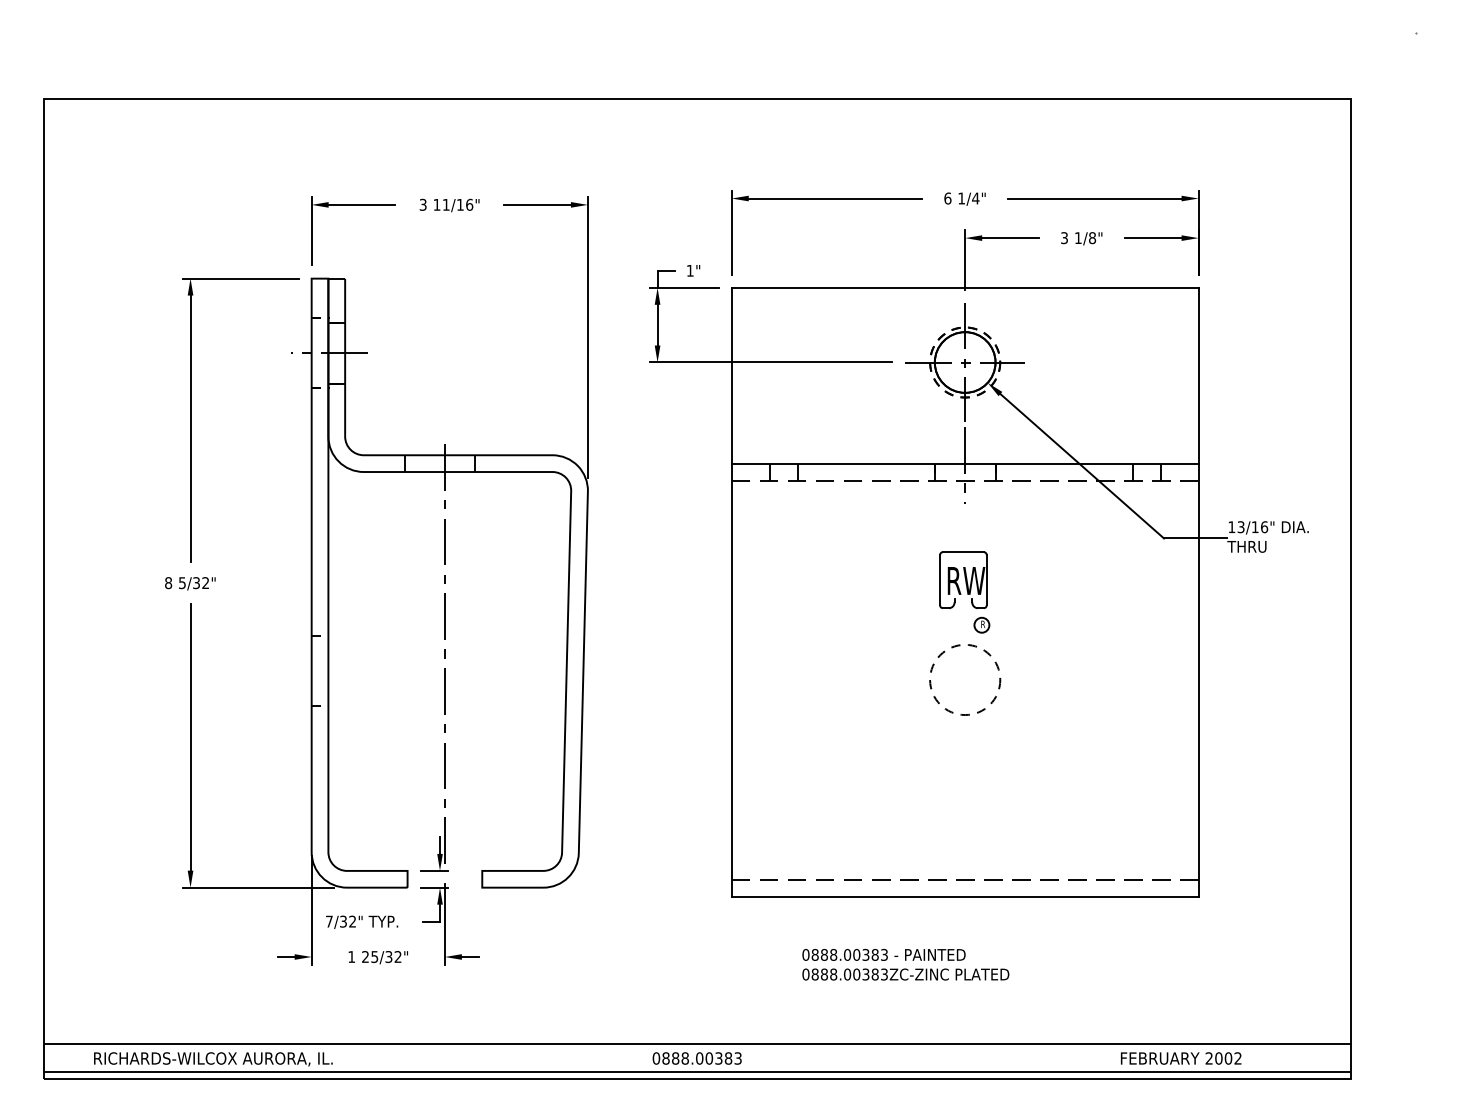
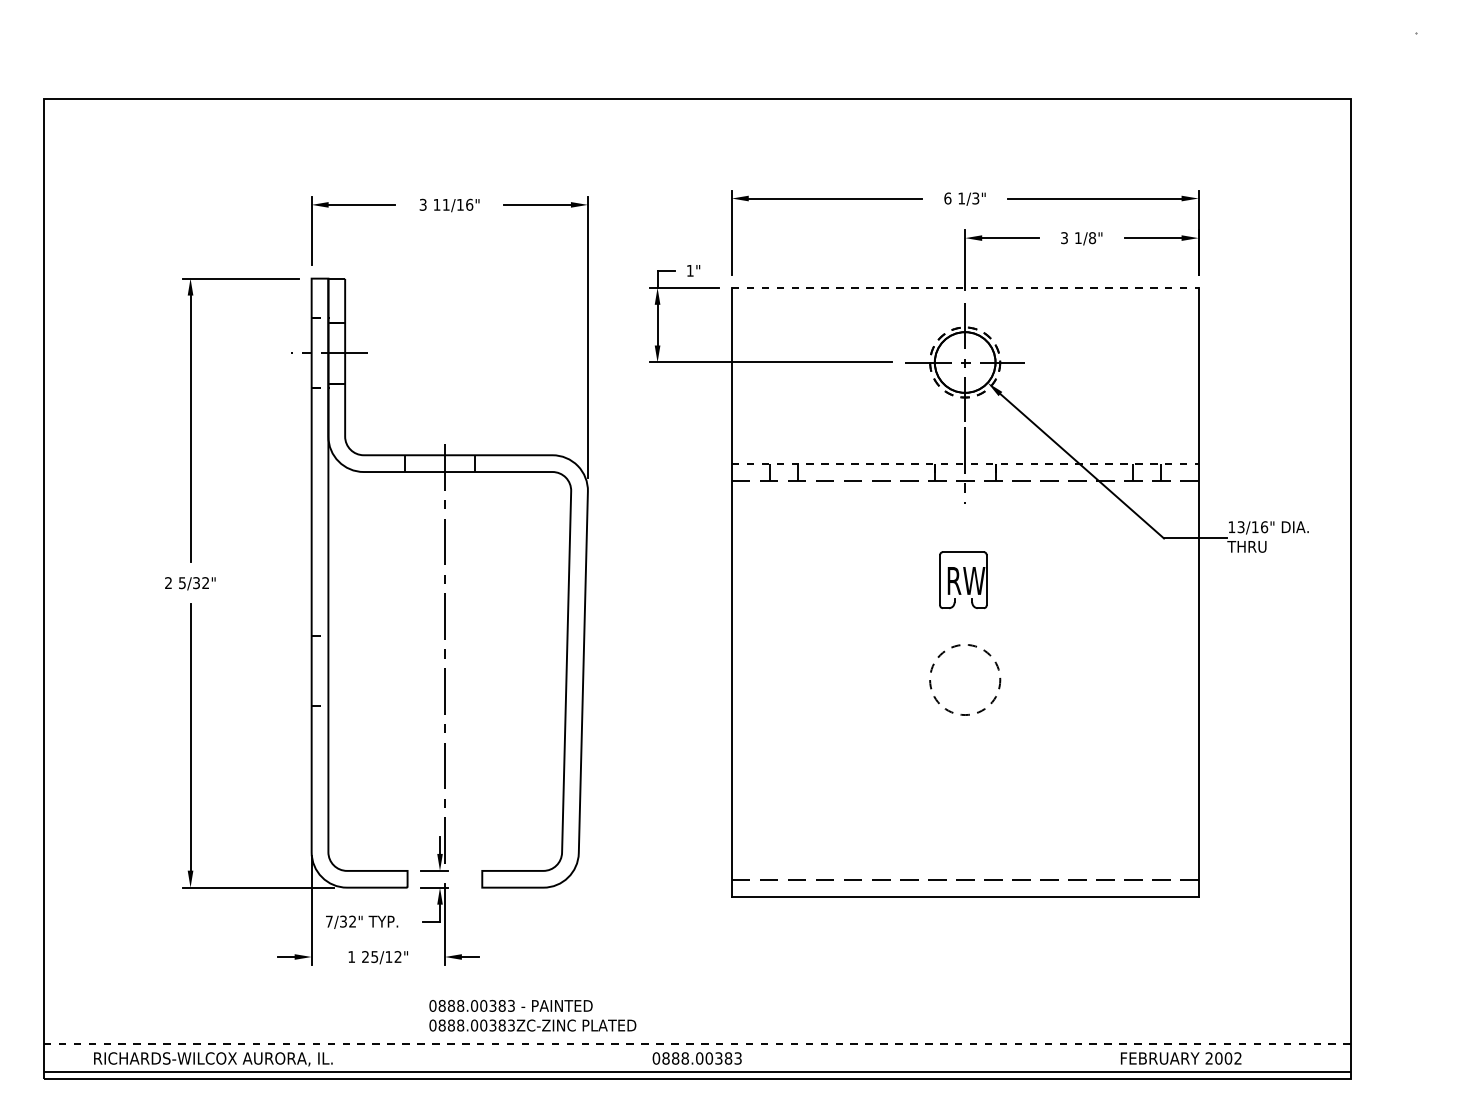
text: 1/4" -> 1/3" (975, 198)
line: solid -> dashed (965, 287)
line: solid -> dashed (965, 464)
text: 8 -> 2 (168, 583)
part: present -> none (981, 624)
text: 25/32" -> 25/12" (388, 957)
text position: (905, 964) -> (532, 1015) (532, 1015)
line: solid -> dashed (697, 1043)
